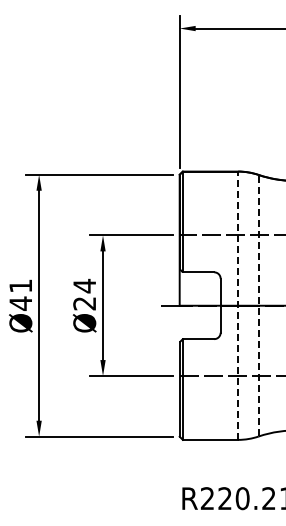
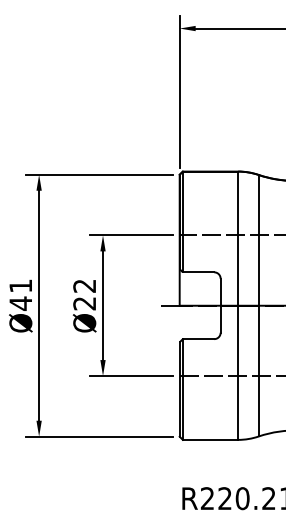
text: Ø24 -> Ø22 (84, 285)
line: dashed -> solid (238, 305)
line: dashed -> solid (258, 305)
